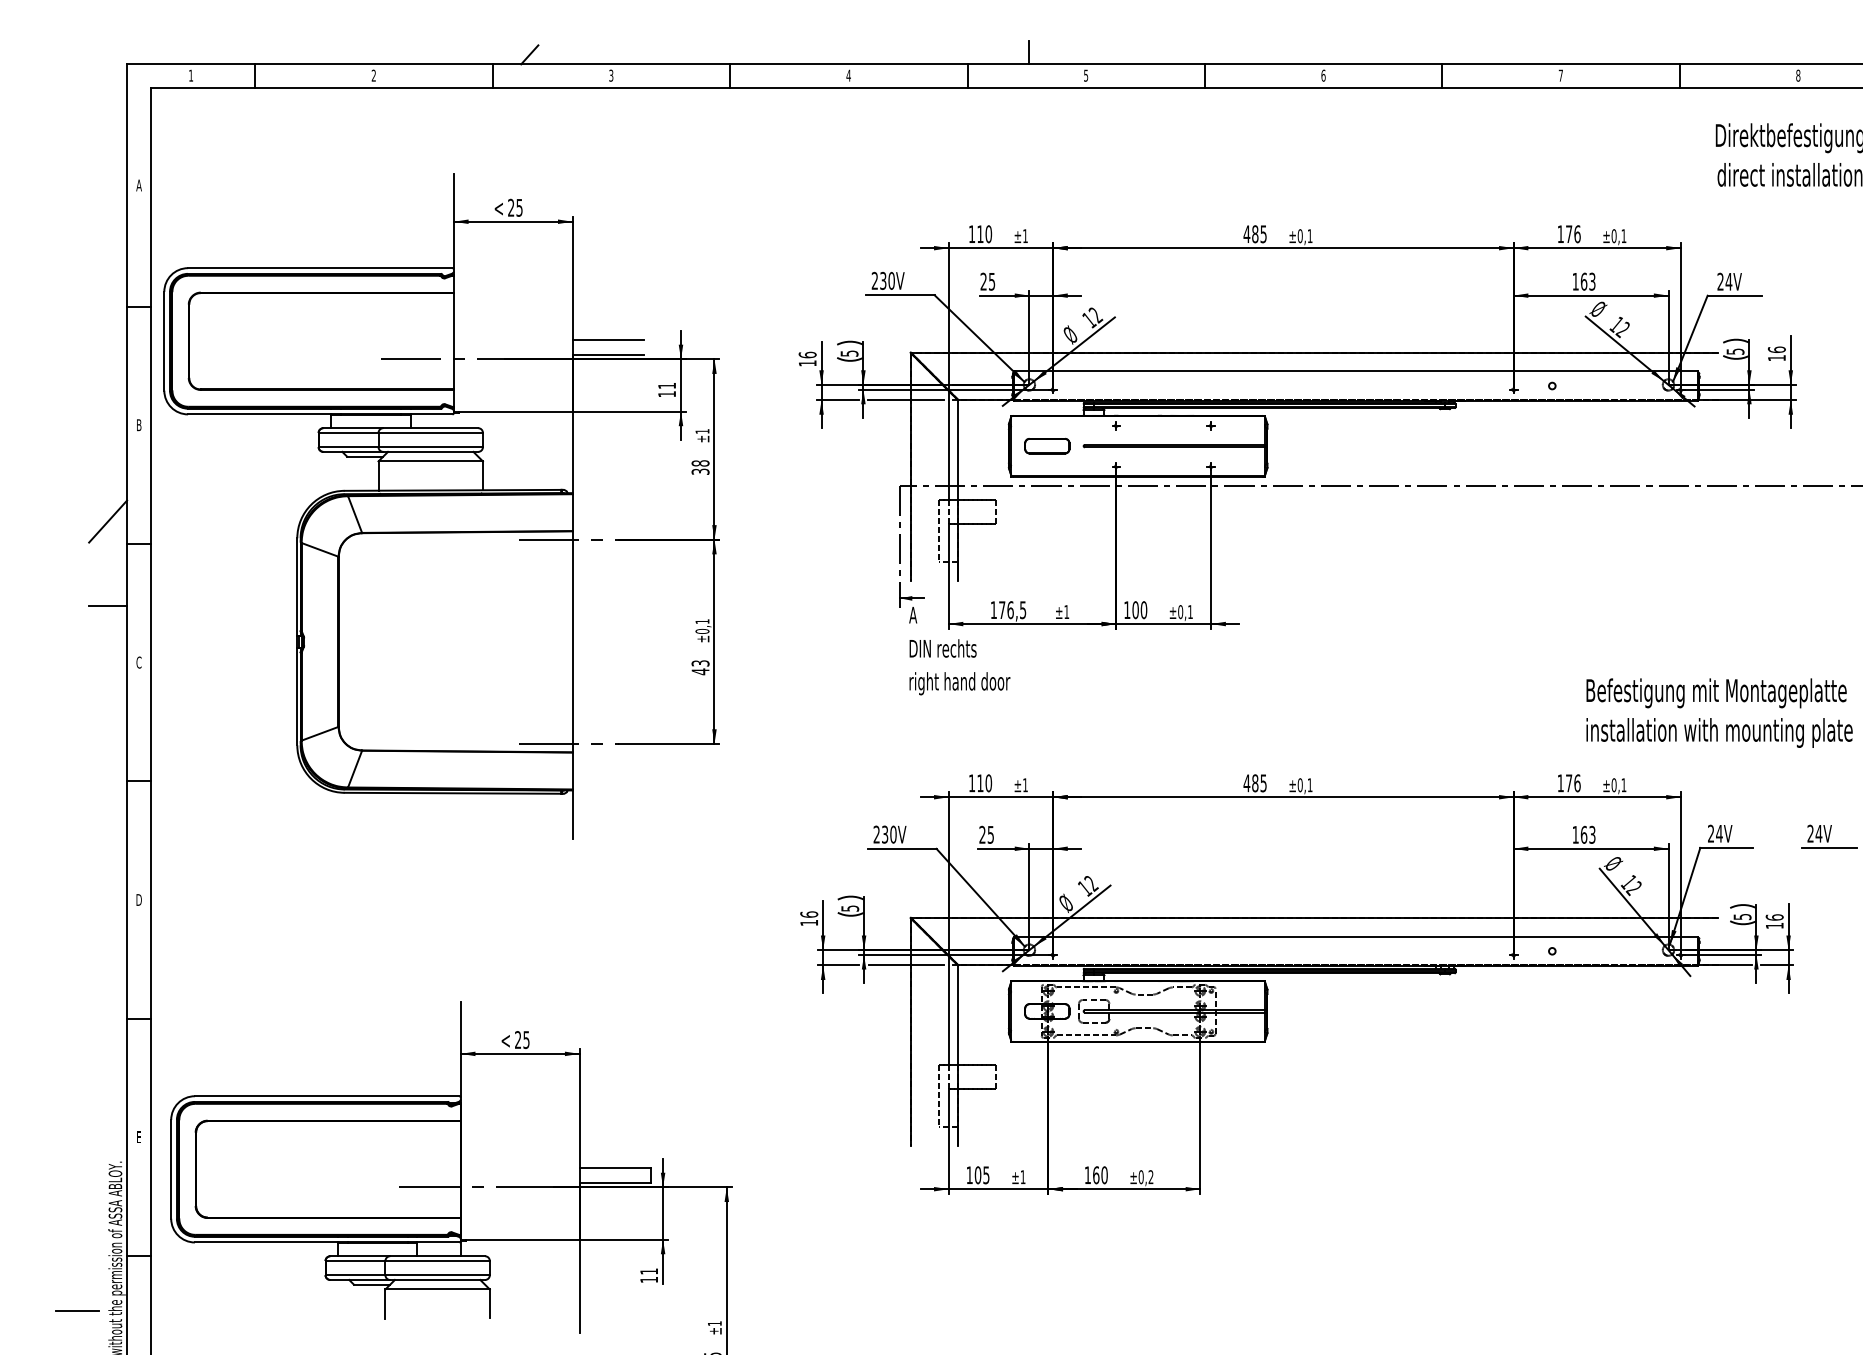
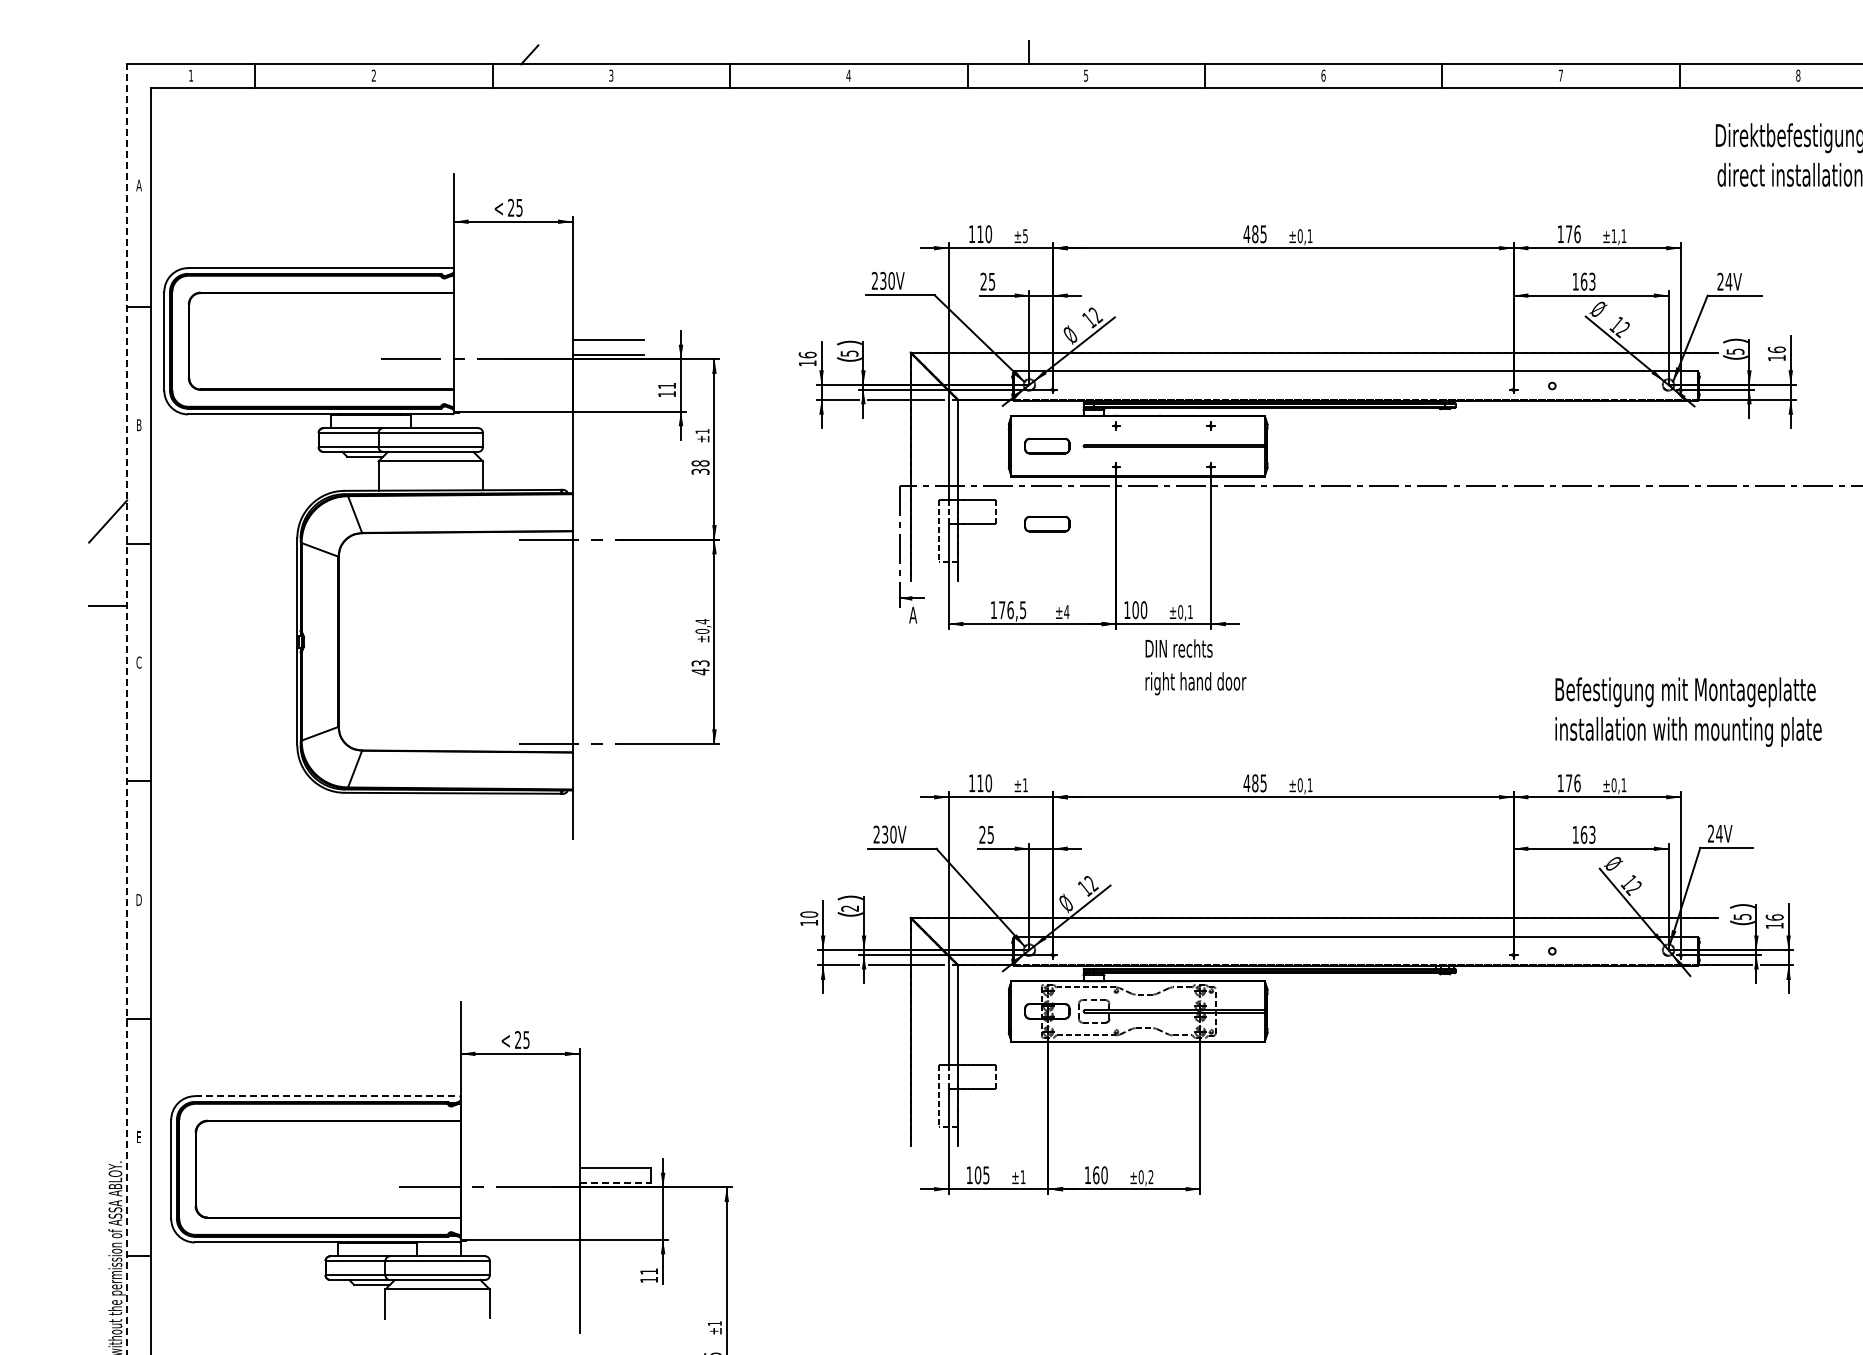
text: ±1 -> ±5 (1025, 236)
text: ±0,1 -> ±1,1 (1613, 236)
part: none -> present (1047, 523)
text: ±1 -> ±4 (1066, 611)
text: ±0,1 -> ±0,4 (702, 621)
text position: (959, 667) -> (1195, 667) (1195, 667)
line: solid -> dashed (127, 709)
text position: (1719, 712) -> (1688, 711) (1688, 711)
part: present -> none (1829, 836)
text: 5 -> 2 (850, 908)
text: 16 -> 10 (808, 914)
line: solid -> dashed (327, 1096)
line: solid -> dashed (615, 1182)
line: present -> none (76, 1310)
